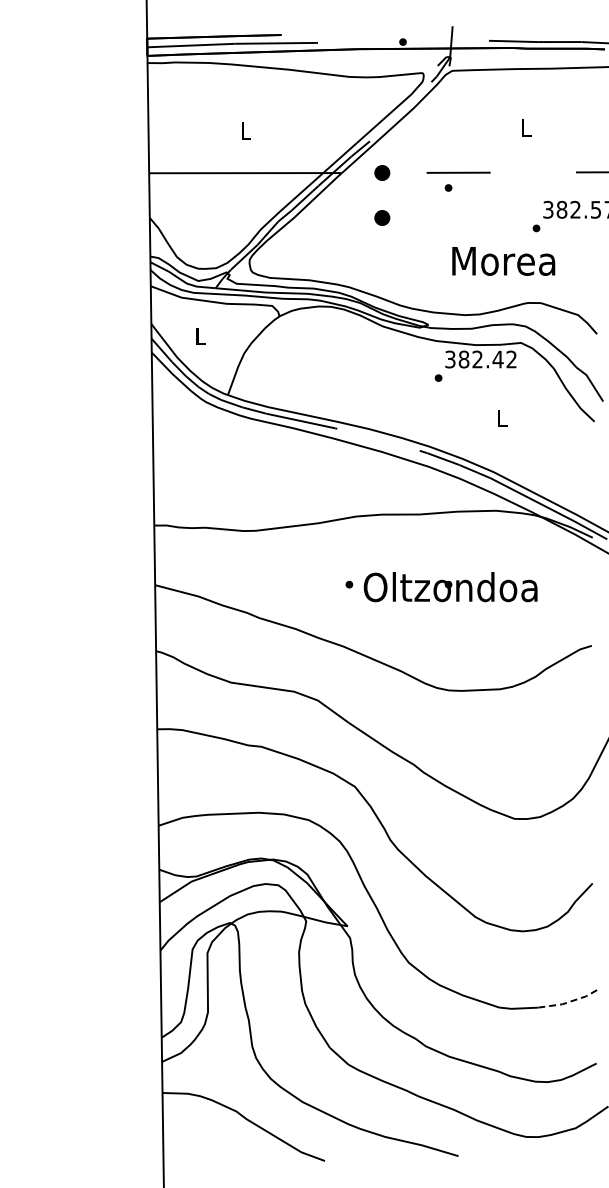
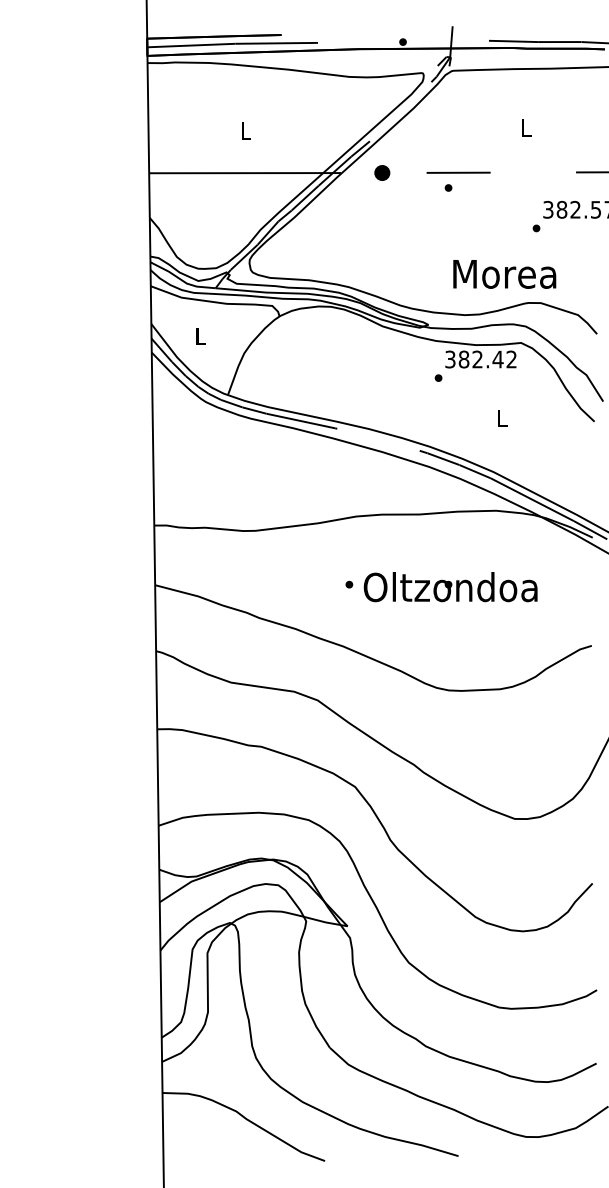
part: present -> none (382, 217)
text position: (503, 261) -> (504, 274) (504, 274)
line: dashed -> solid (568, 1002)
